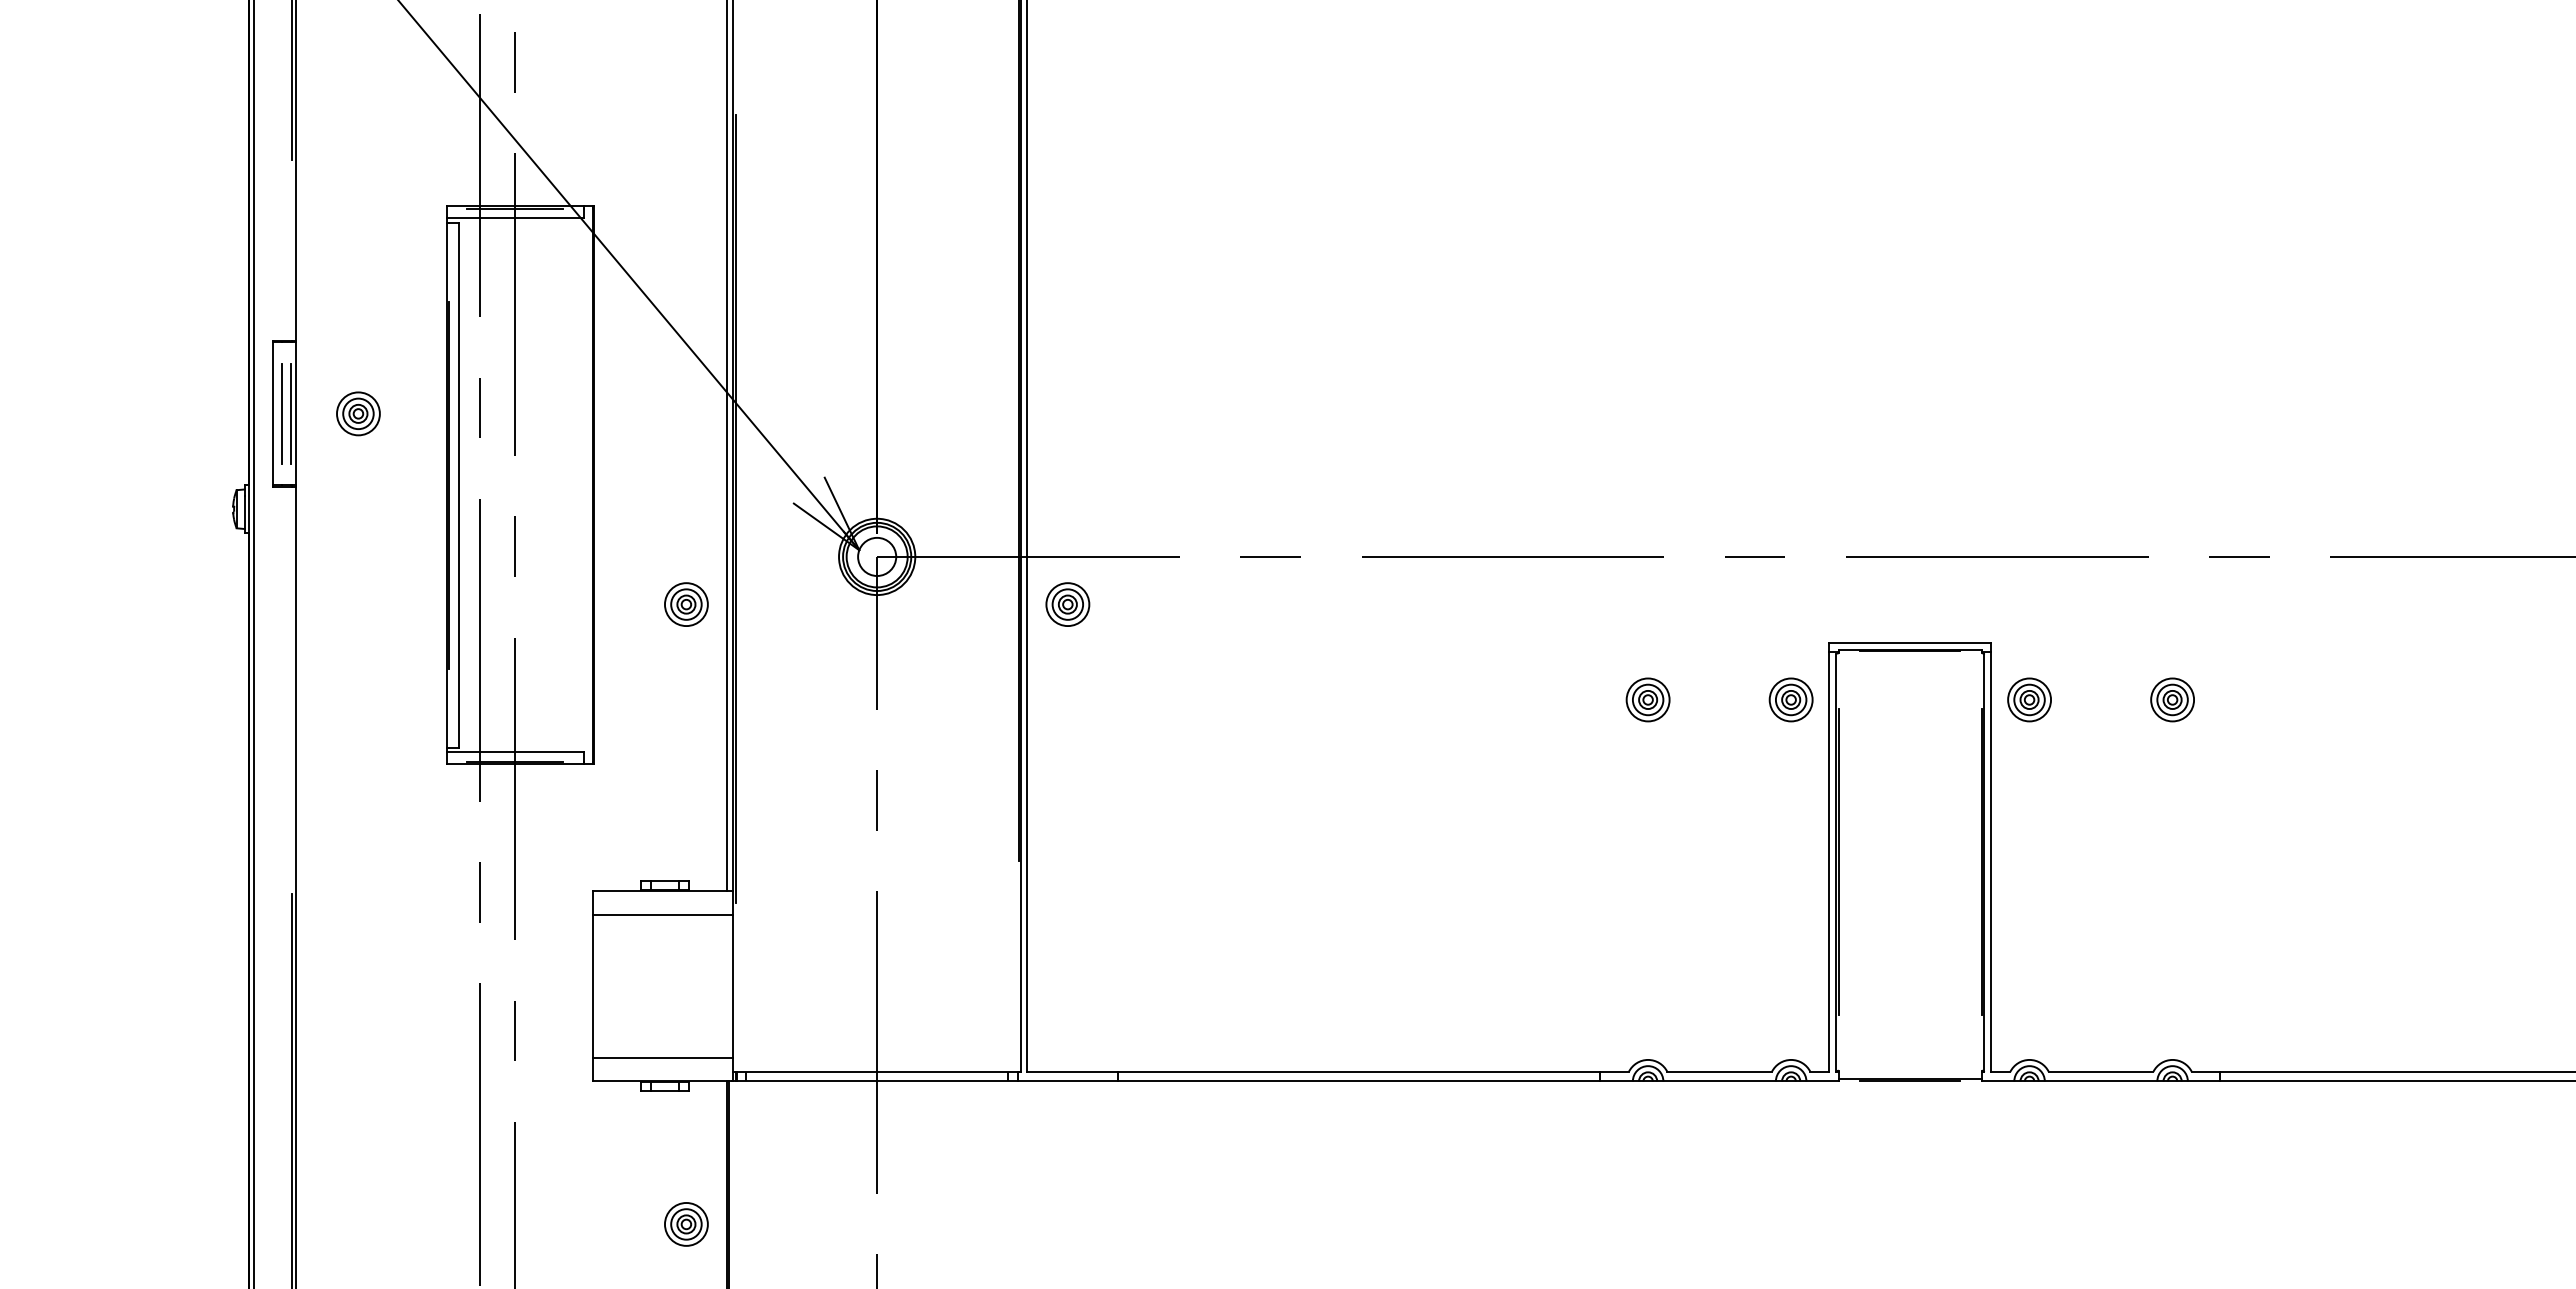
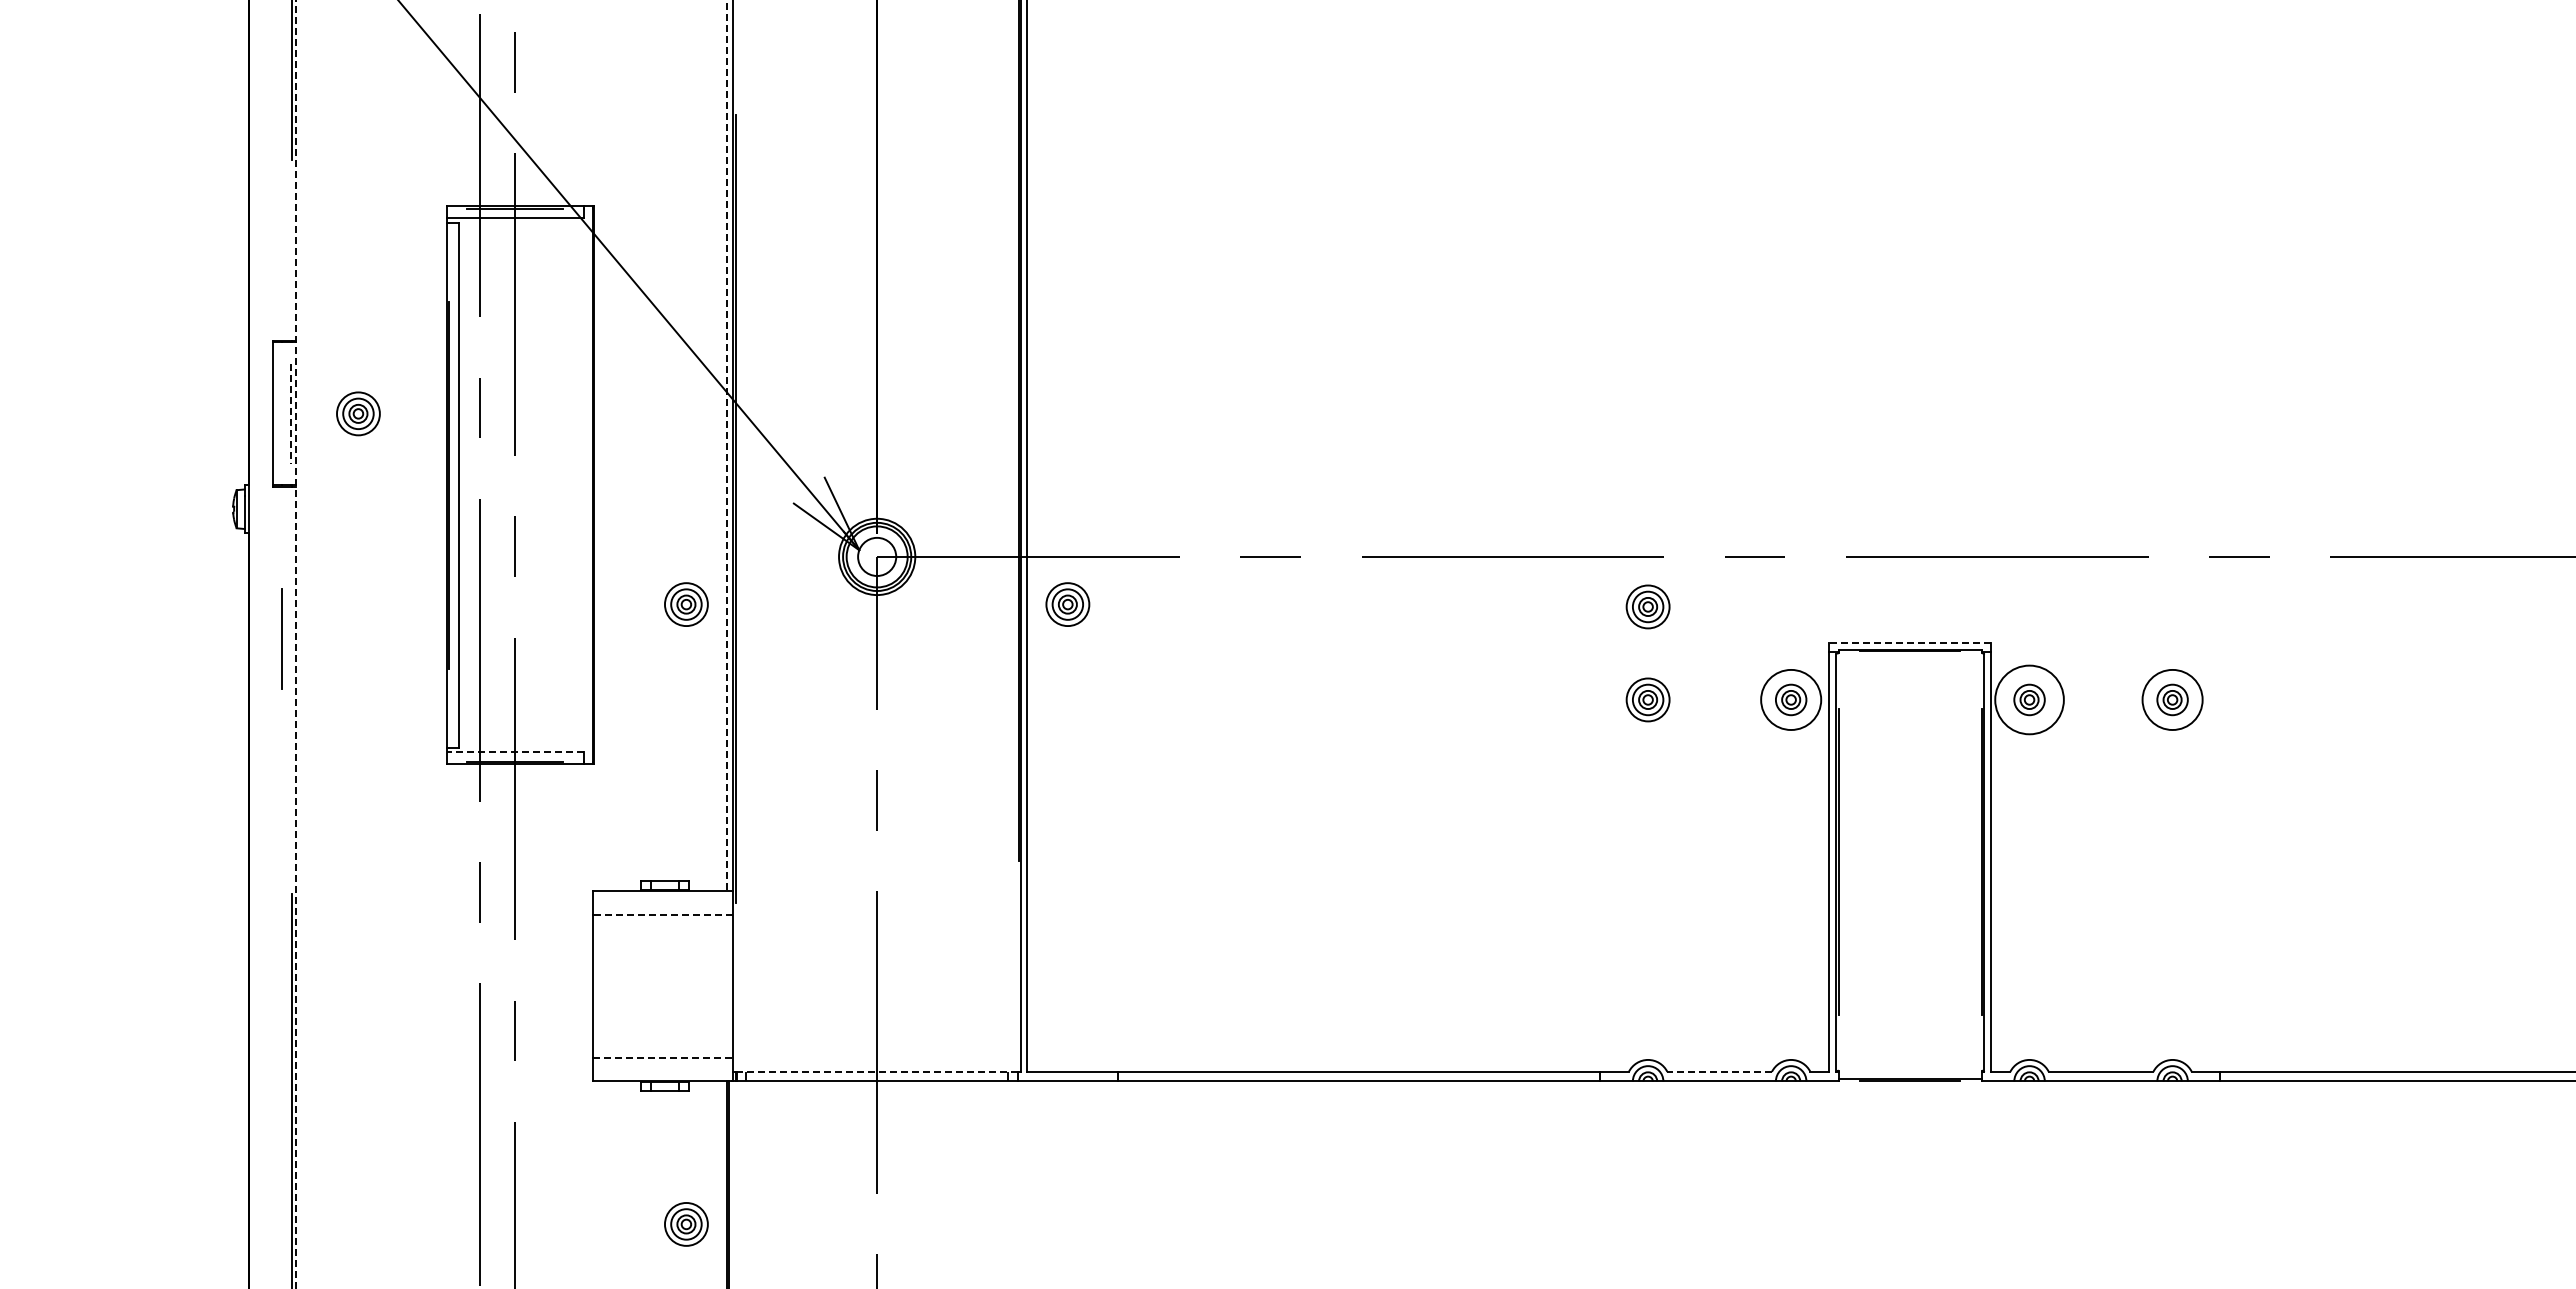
line position: (281, 413) -> (281, 638) (281, 638)
line: solid -> dashed (290, 414)
line: solid -> dashed (726, 445)
part: none -> present (1647, 606)
line: solid -> dashed (1909, 642)
line: present -> none (253, 643)
line: solid -> dashed (296, 644)
circle diameter: 43 px -> 60 px (1791, 699)
circle diameter: 43 px -> 69 px (2029, 699)
circle diameter: 43 px -> 60 px (2172, 699)
line: solid -> dashed (515, 752)
line: solid -> dashed (663, 914)
line: solid -> dashed (663, 1057)
line: solid -> dashed (877, 1071)
line: solid -> dashed (1719, 1071)
